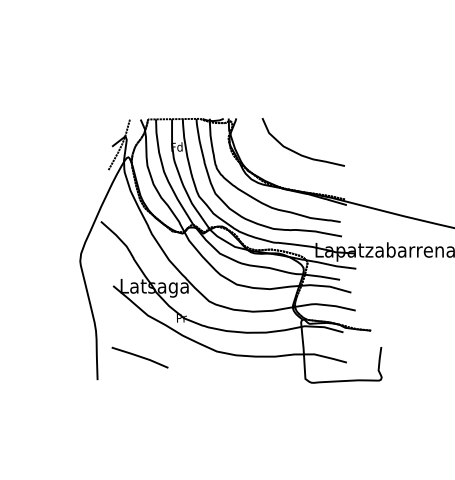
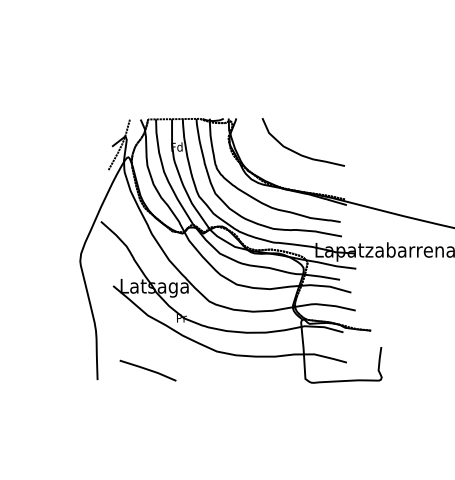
line position: (139, 357) -> (147, 370) (147, 370)
